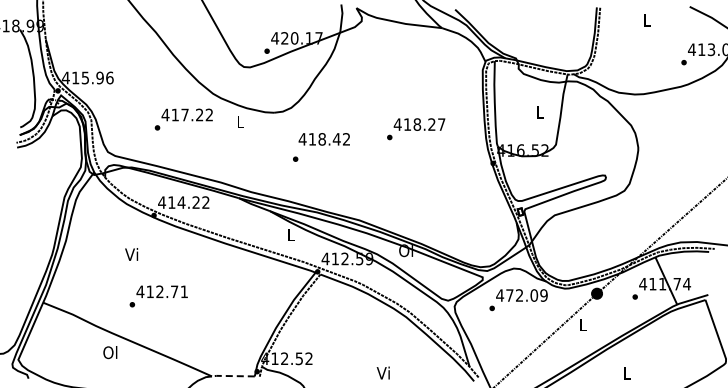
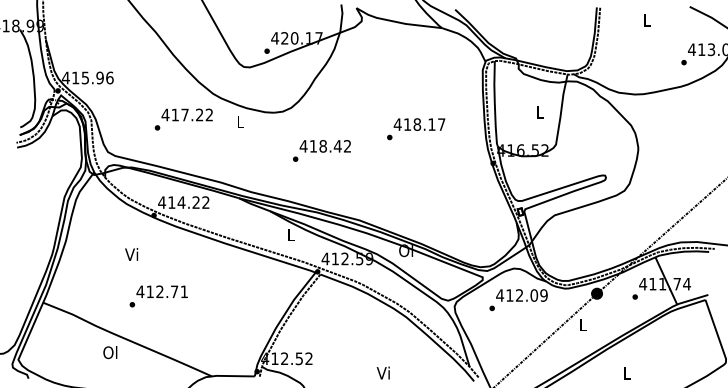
text: 418.27 -> 418.17 (431, 124)
text position: (323, 139) -> (324, 146) (324, 146)
text: 472.09 -> 412.09 (509, 295)
line: dashed -> solid (232, 376)
